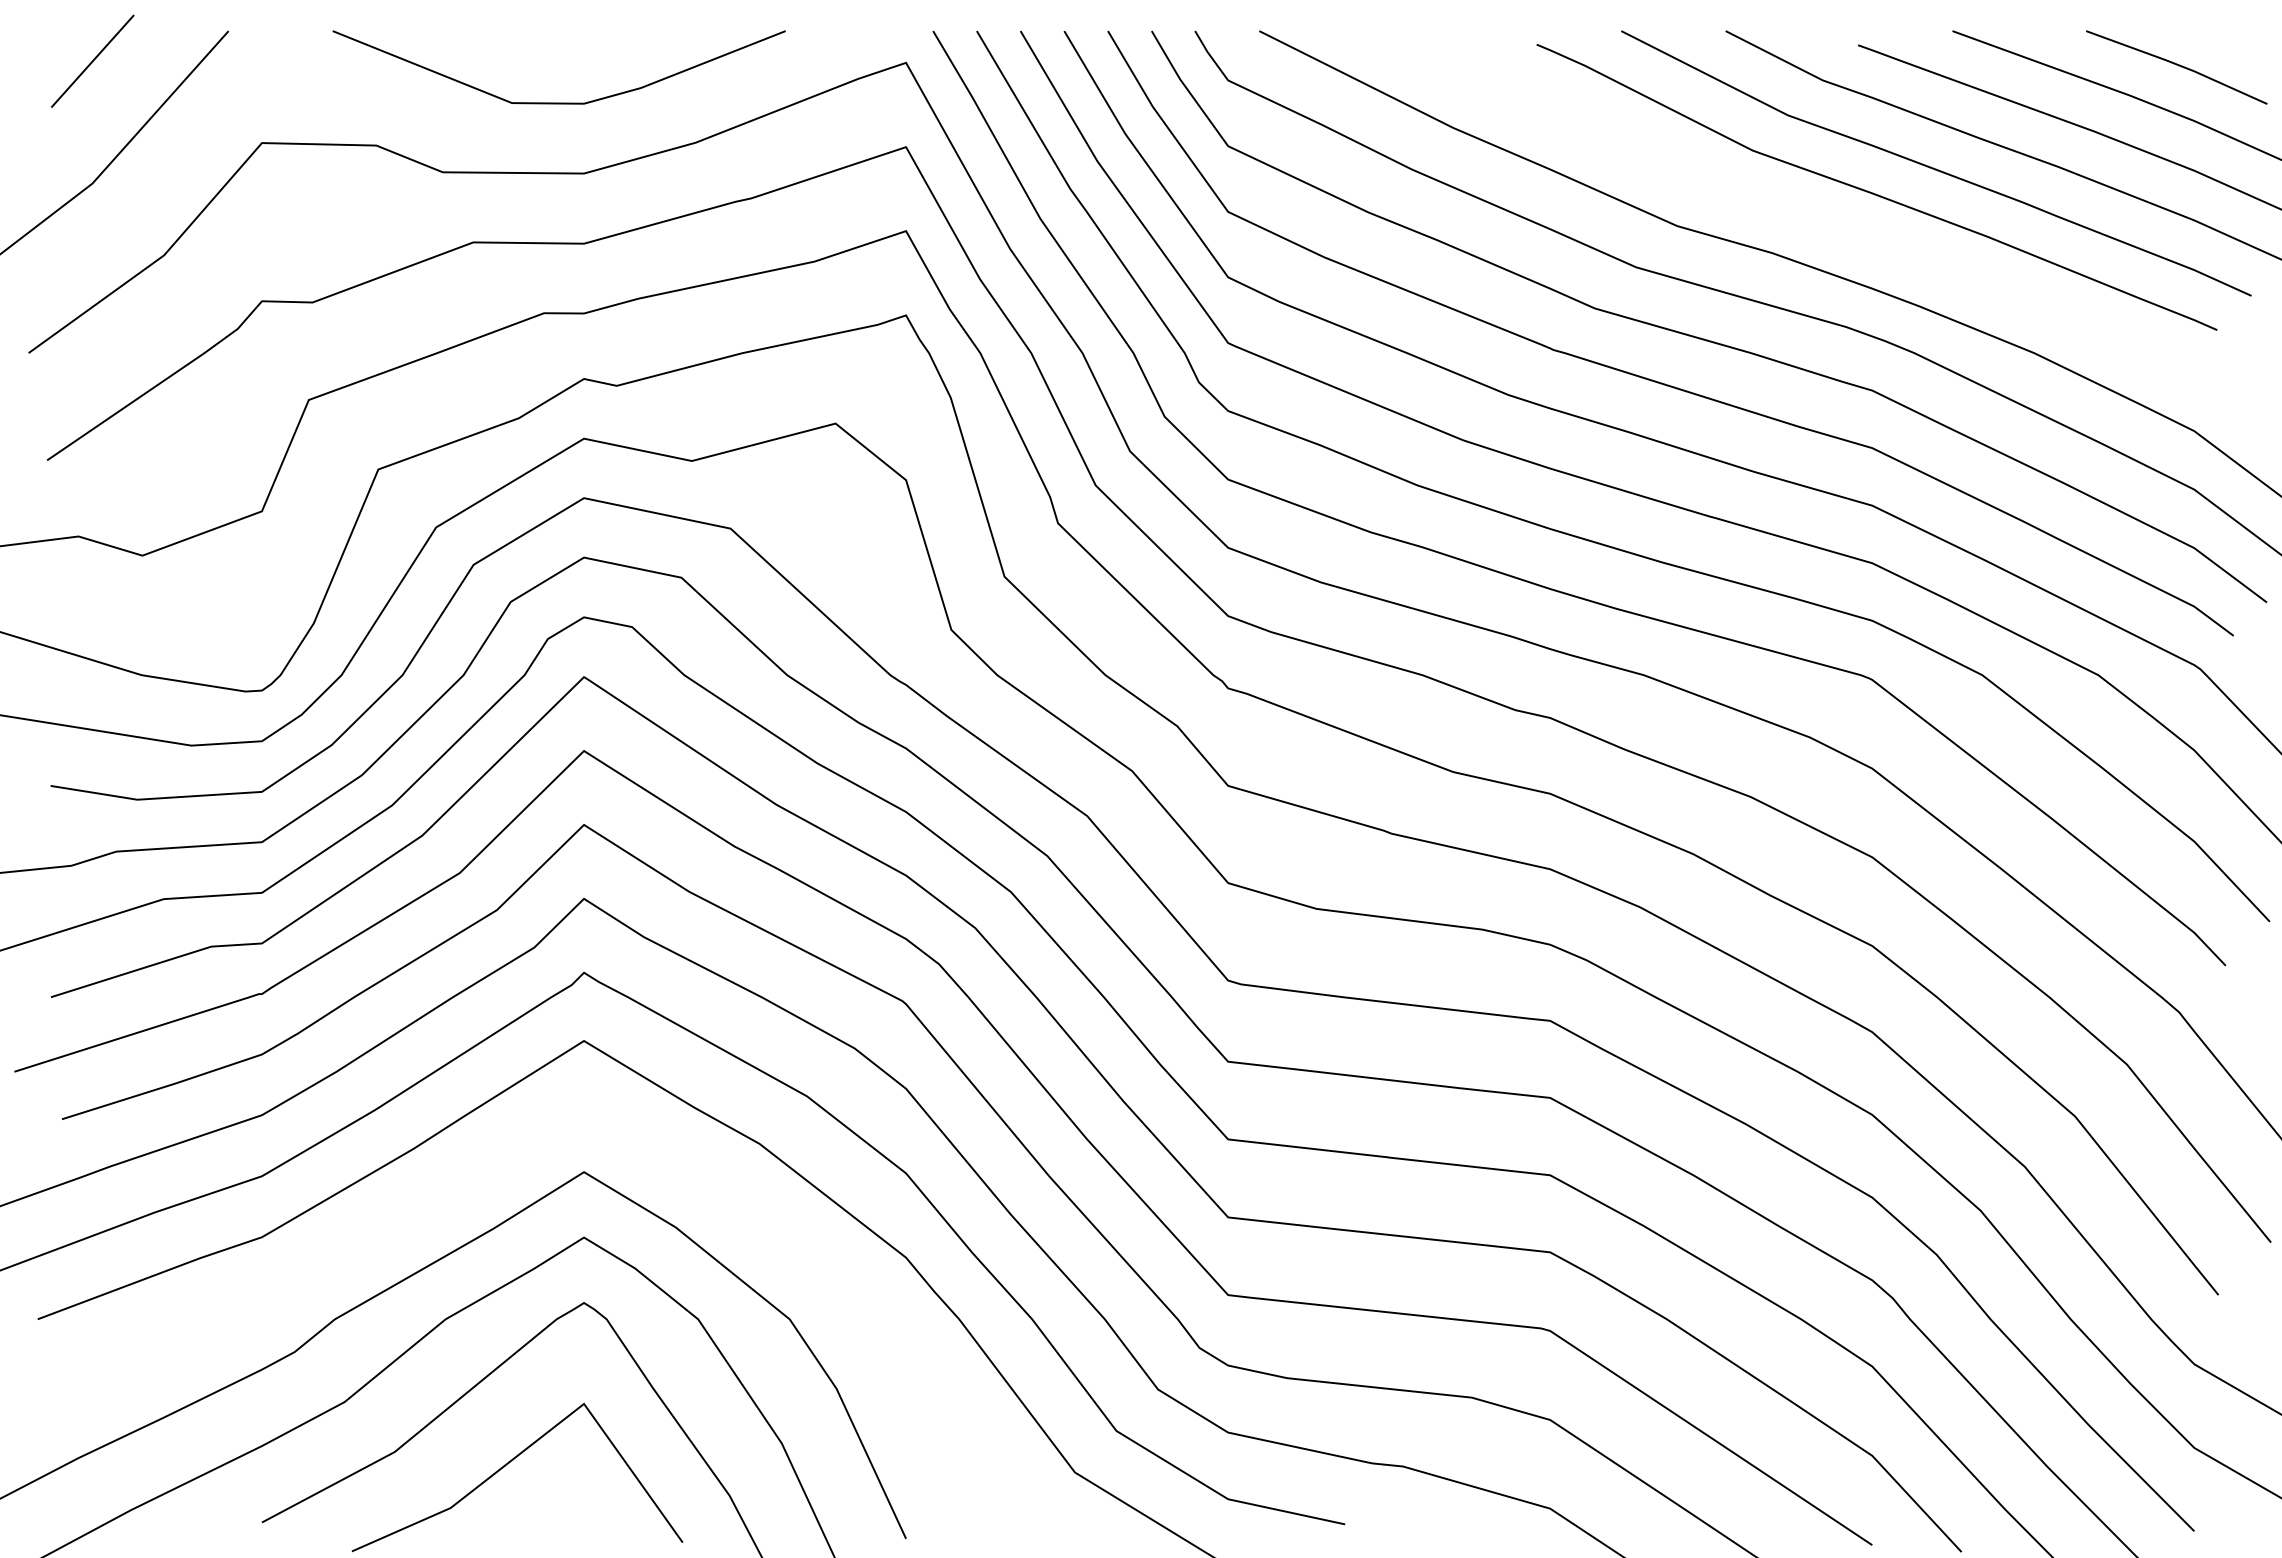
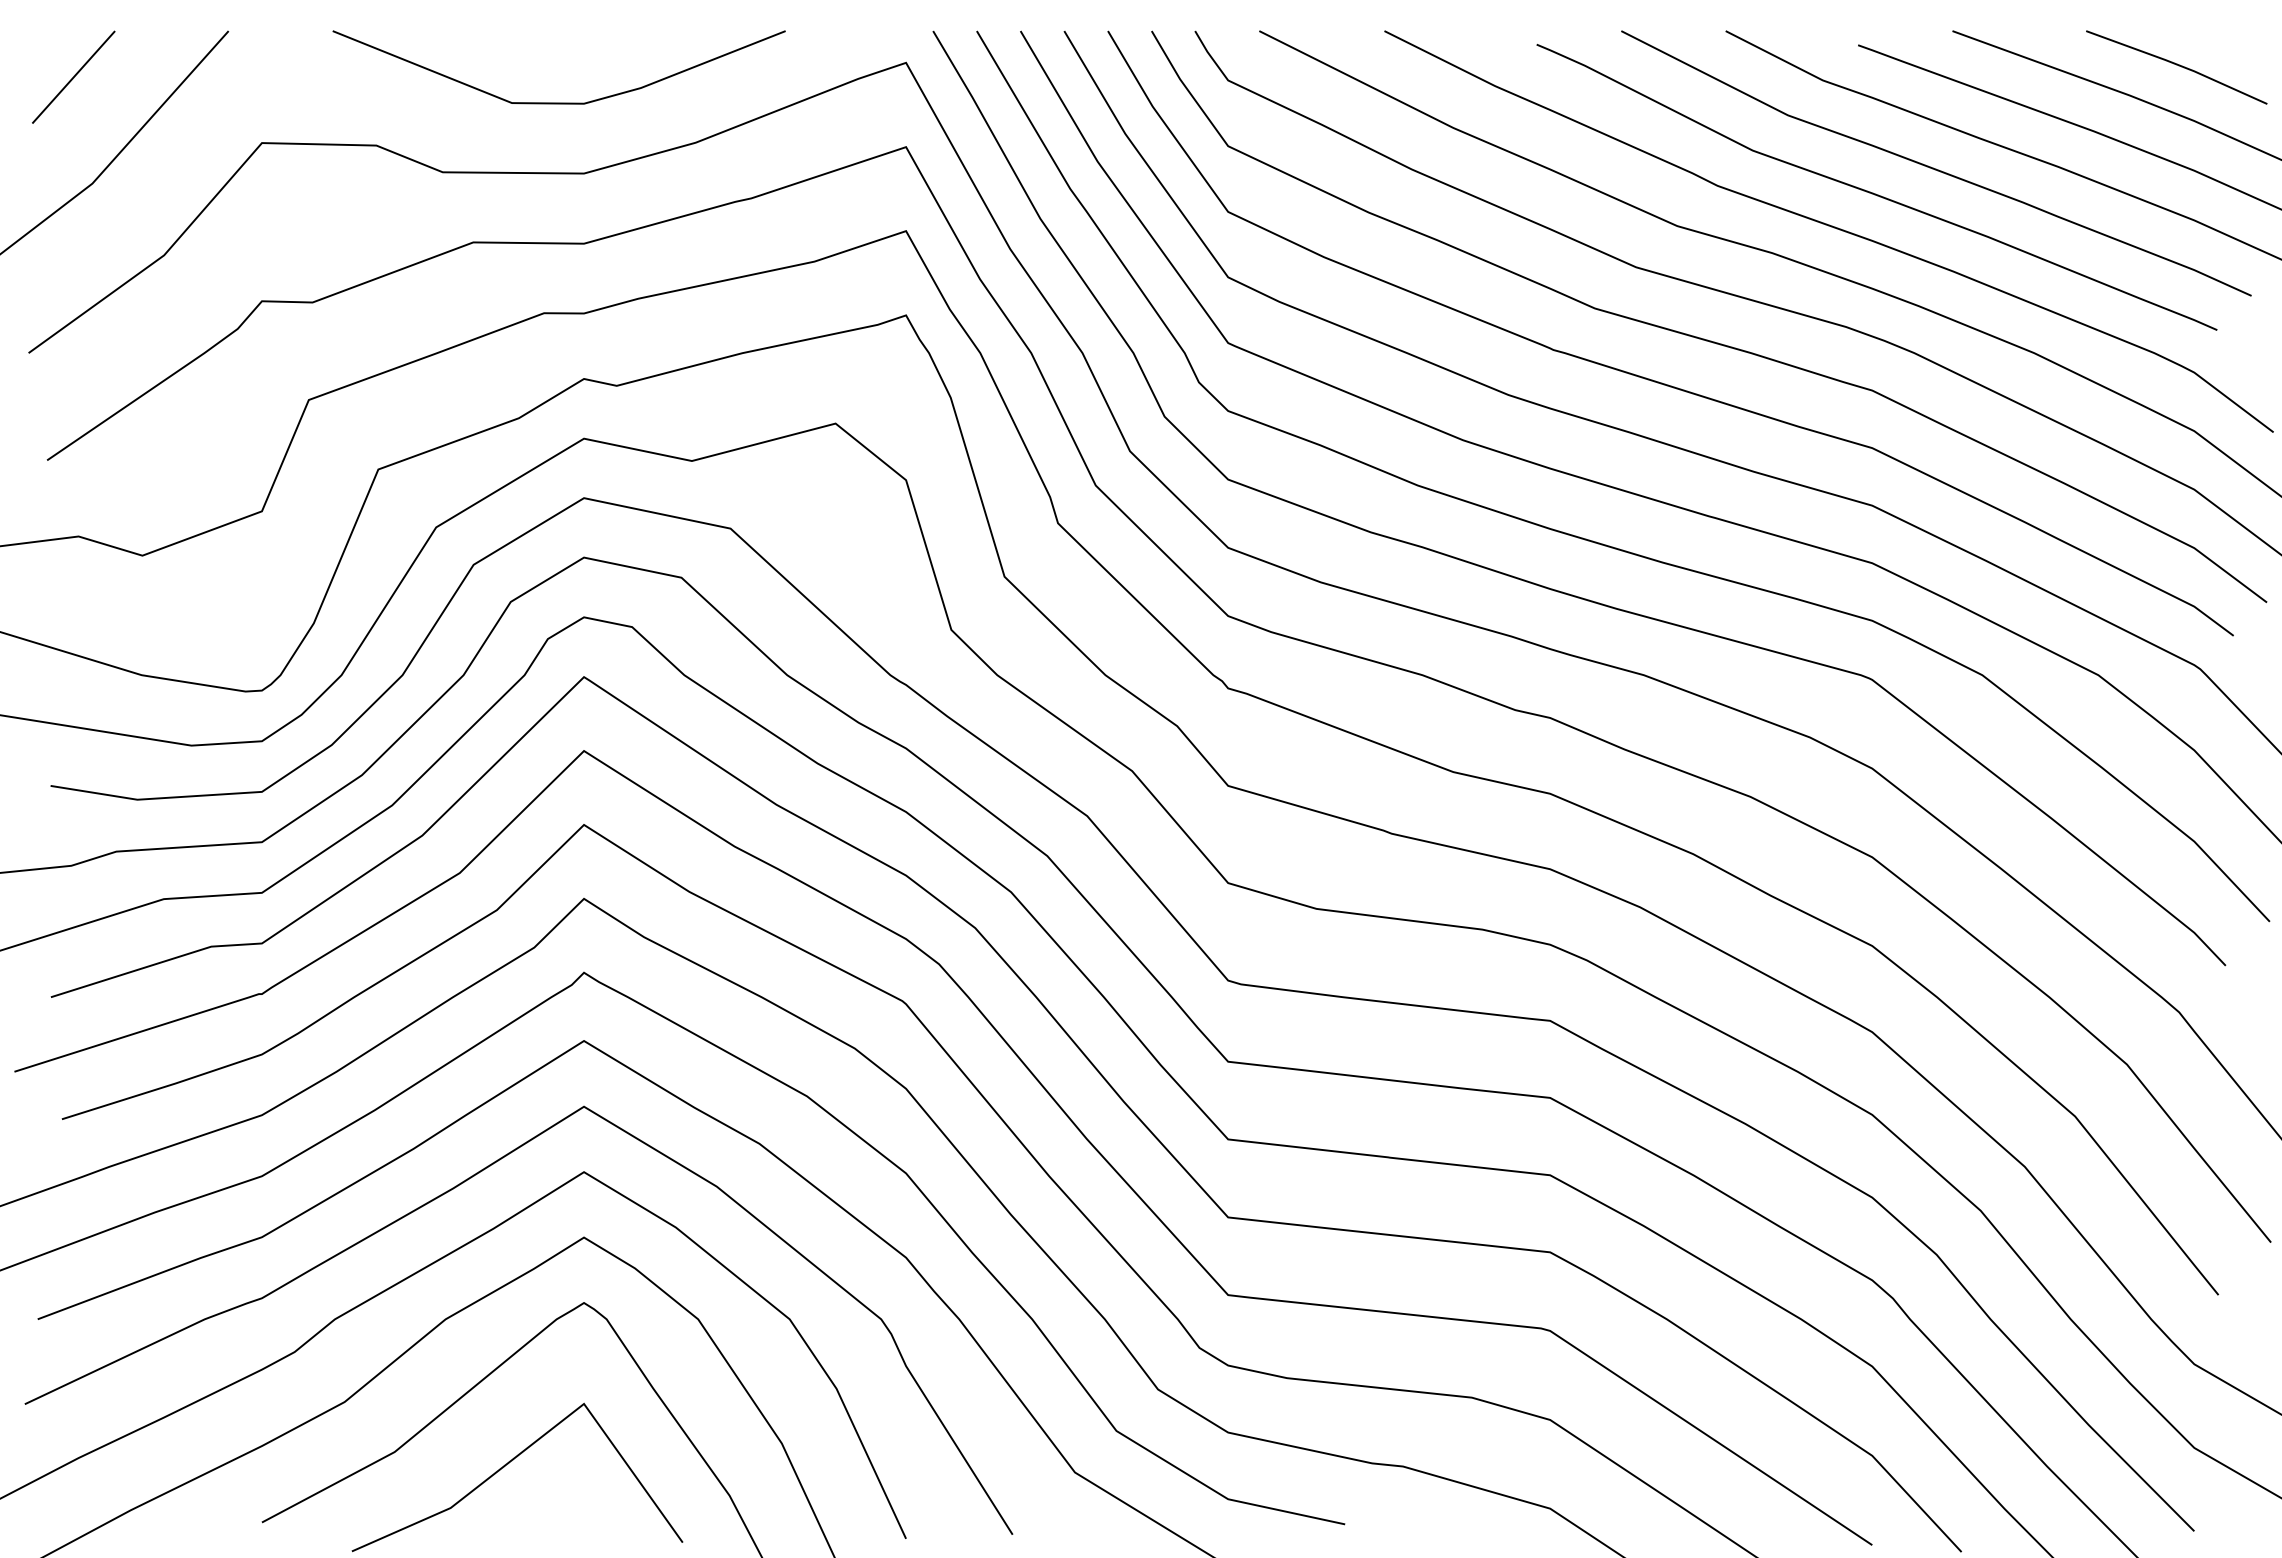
line position: (92, 60) -> (73, 76) (73, 76)
curve: none -> present (1828, 226)
curve: none -> present (443, 1195)
